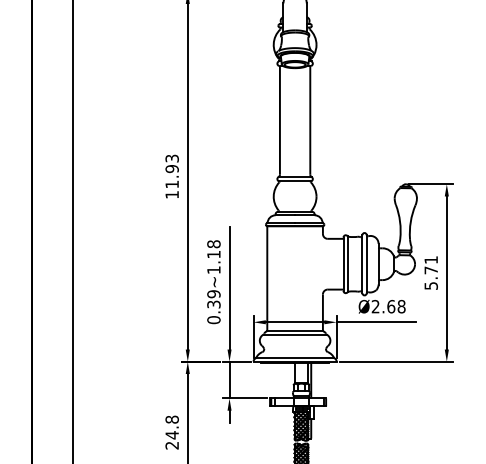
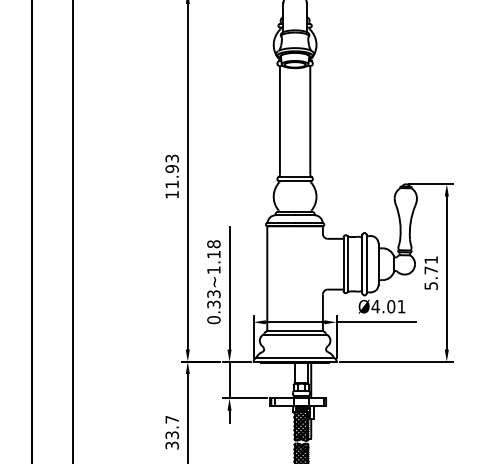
text: 0.39~1.18 -> 0.33~1.18 (213, 294)
text: Ø2.68 -> Ø4.01 (388, 306)
text: 24.8 -> 33.7 (171, 432)
